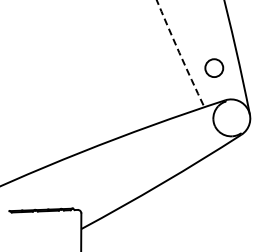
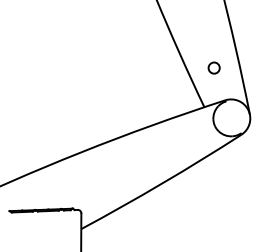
arc: dashed -> solid (179, 53)
circle size: 21x20 px -> 14x14 px (213, 67)
